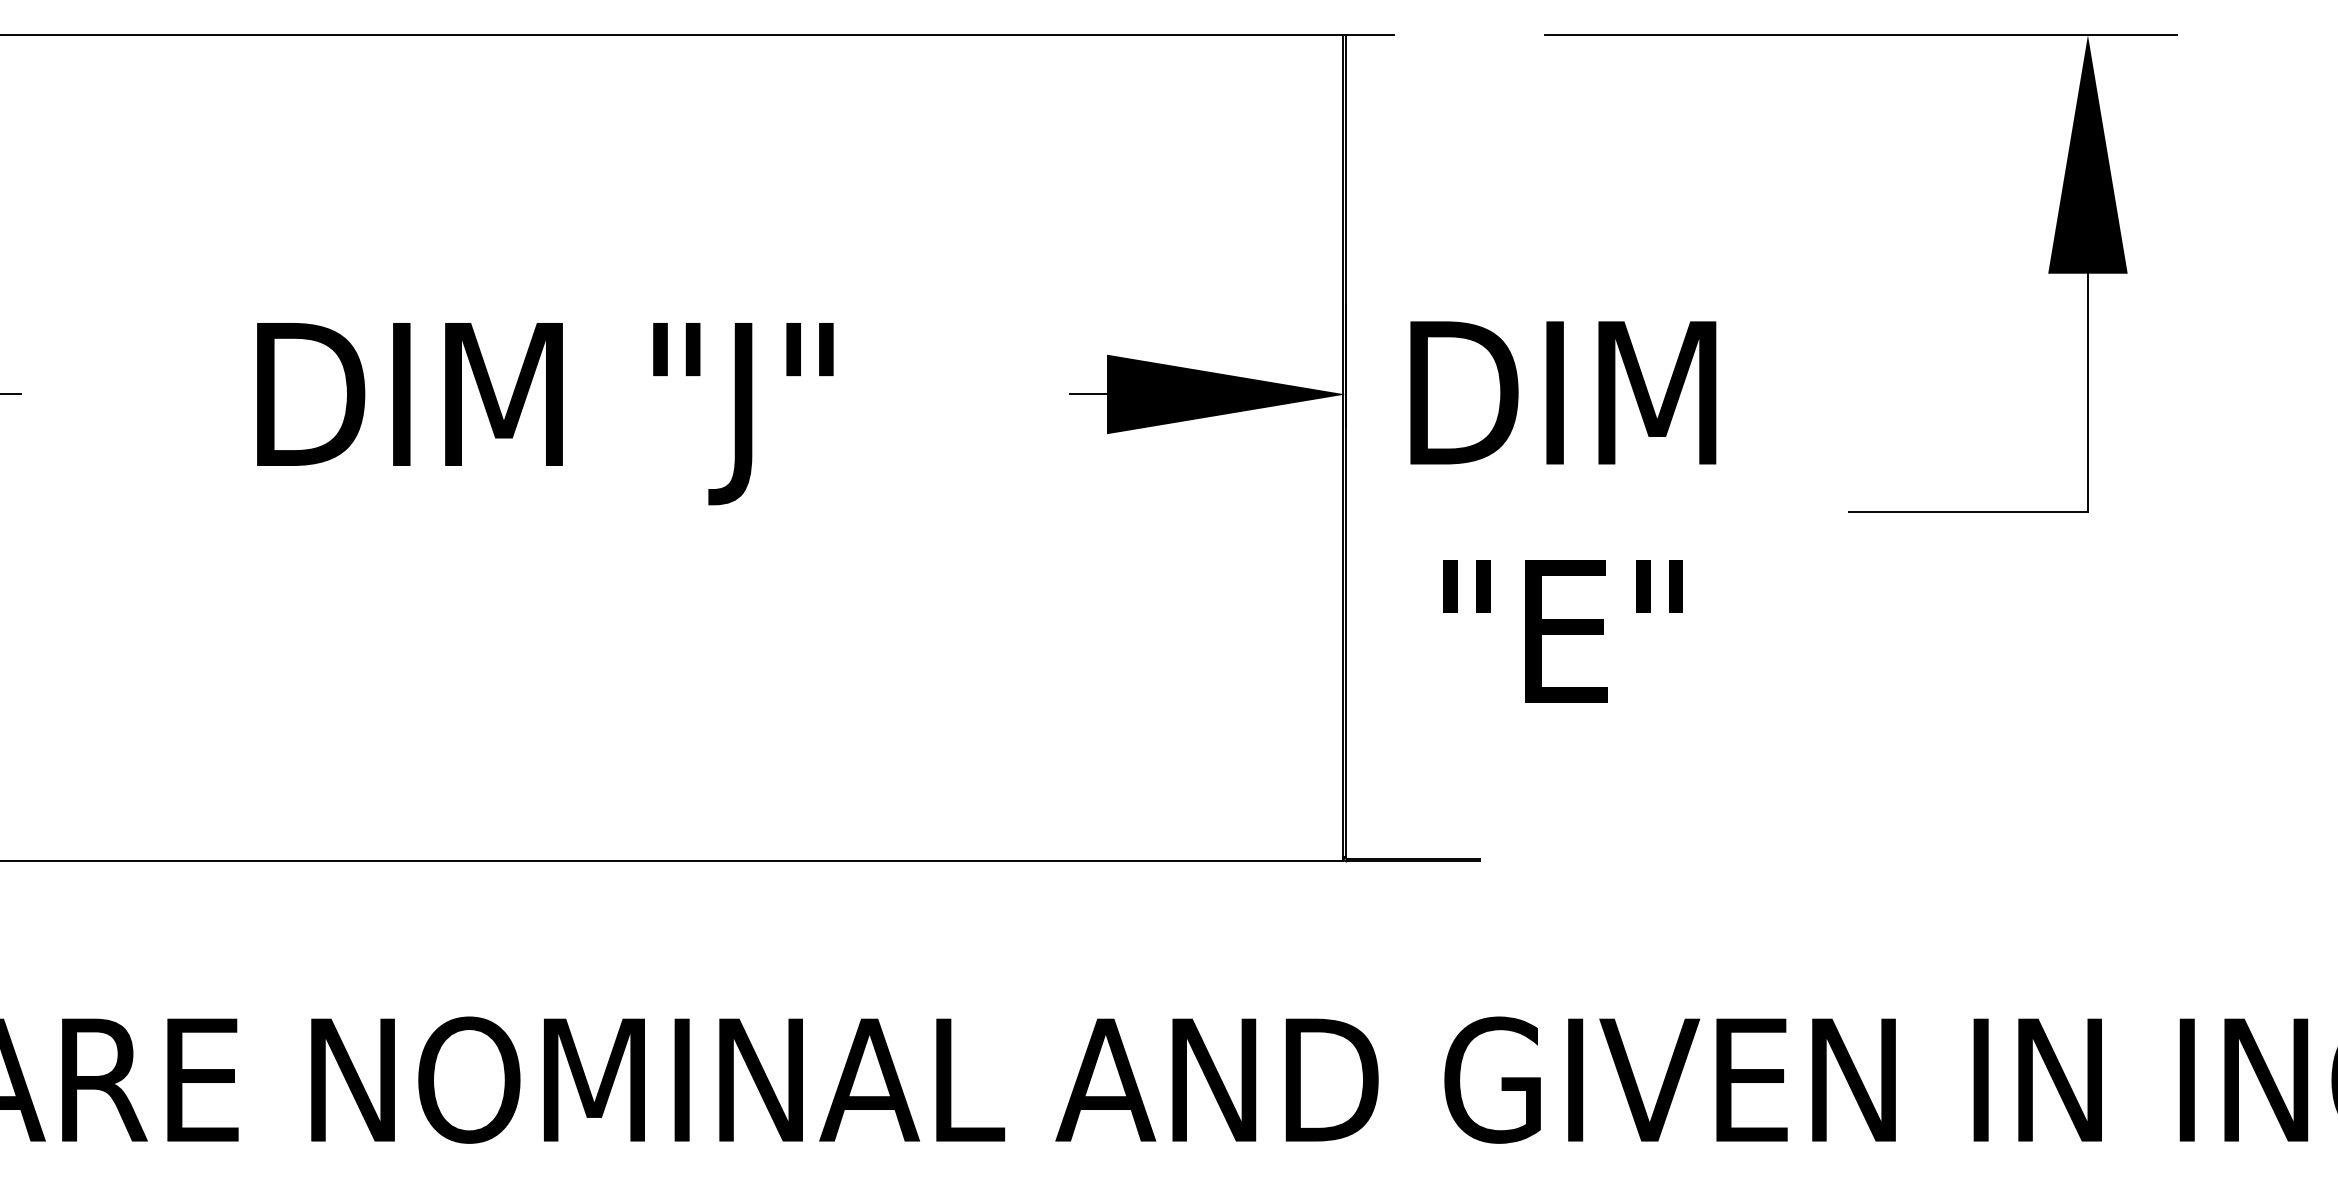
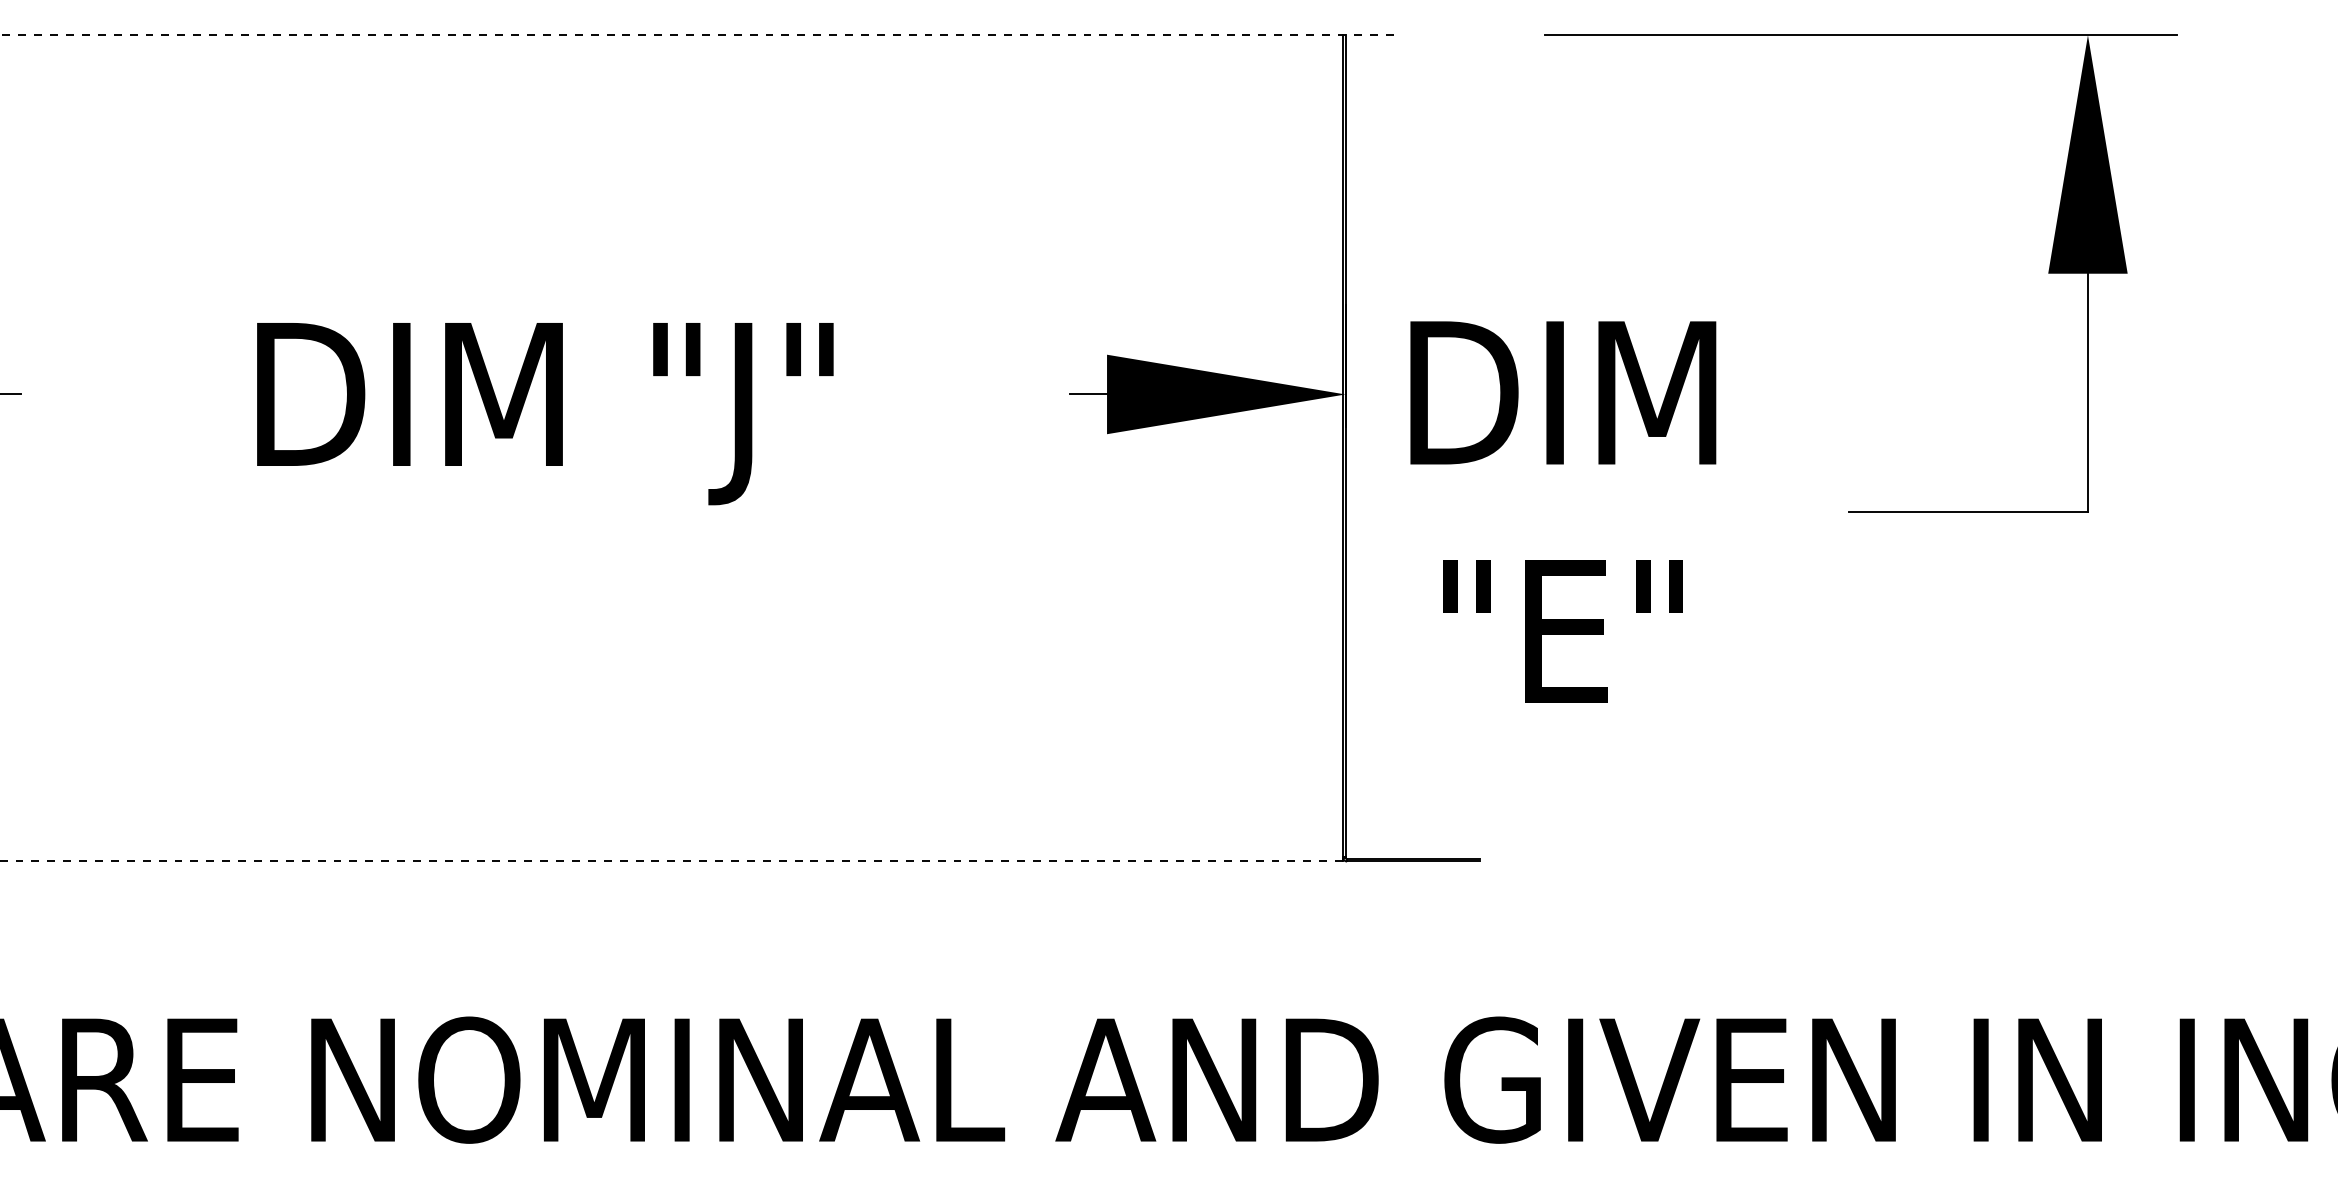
line: solid -> dashed (696, 35)
line: solid -> dashed (671, 861)
